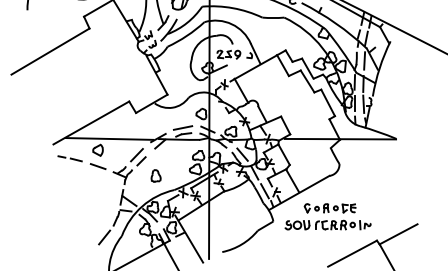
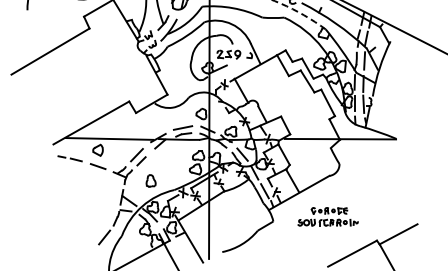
arc: solid -> dashed (300, 13)
part position: (155, 175) -> (150, 180) (150, 180)
part size: 88x28 px -> 62x20 px (327, 216)
